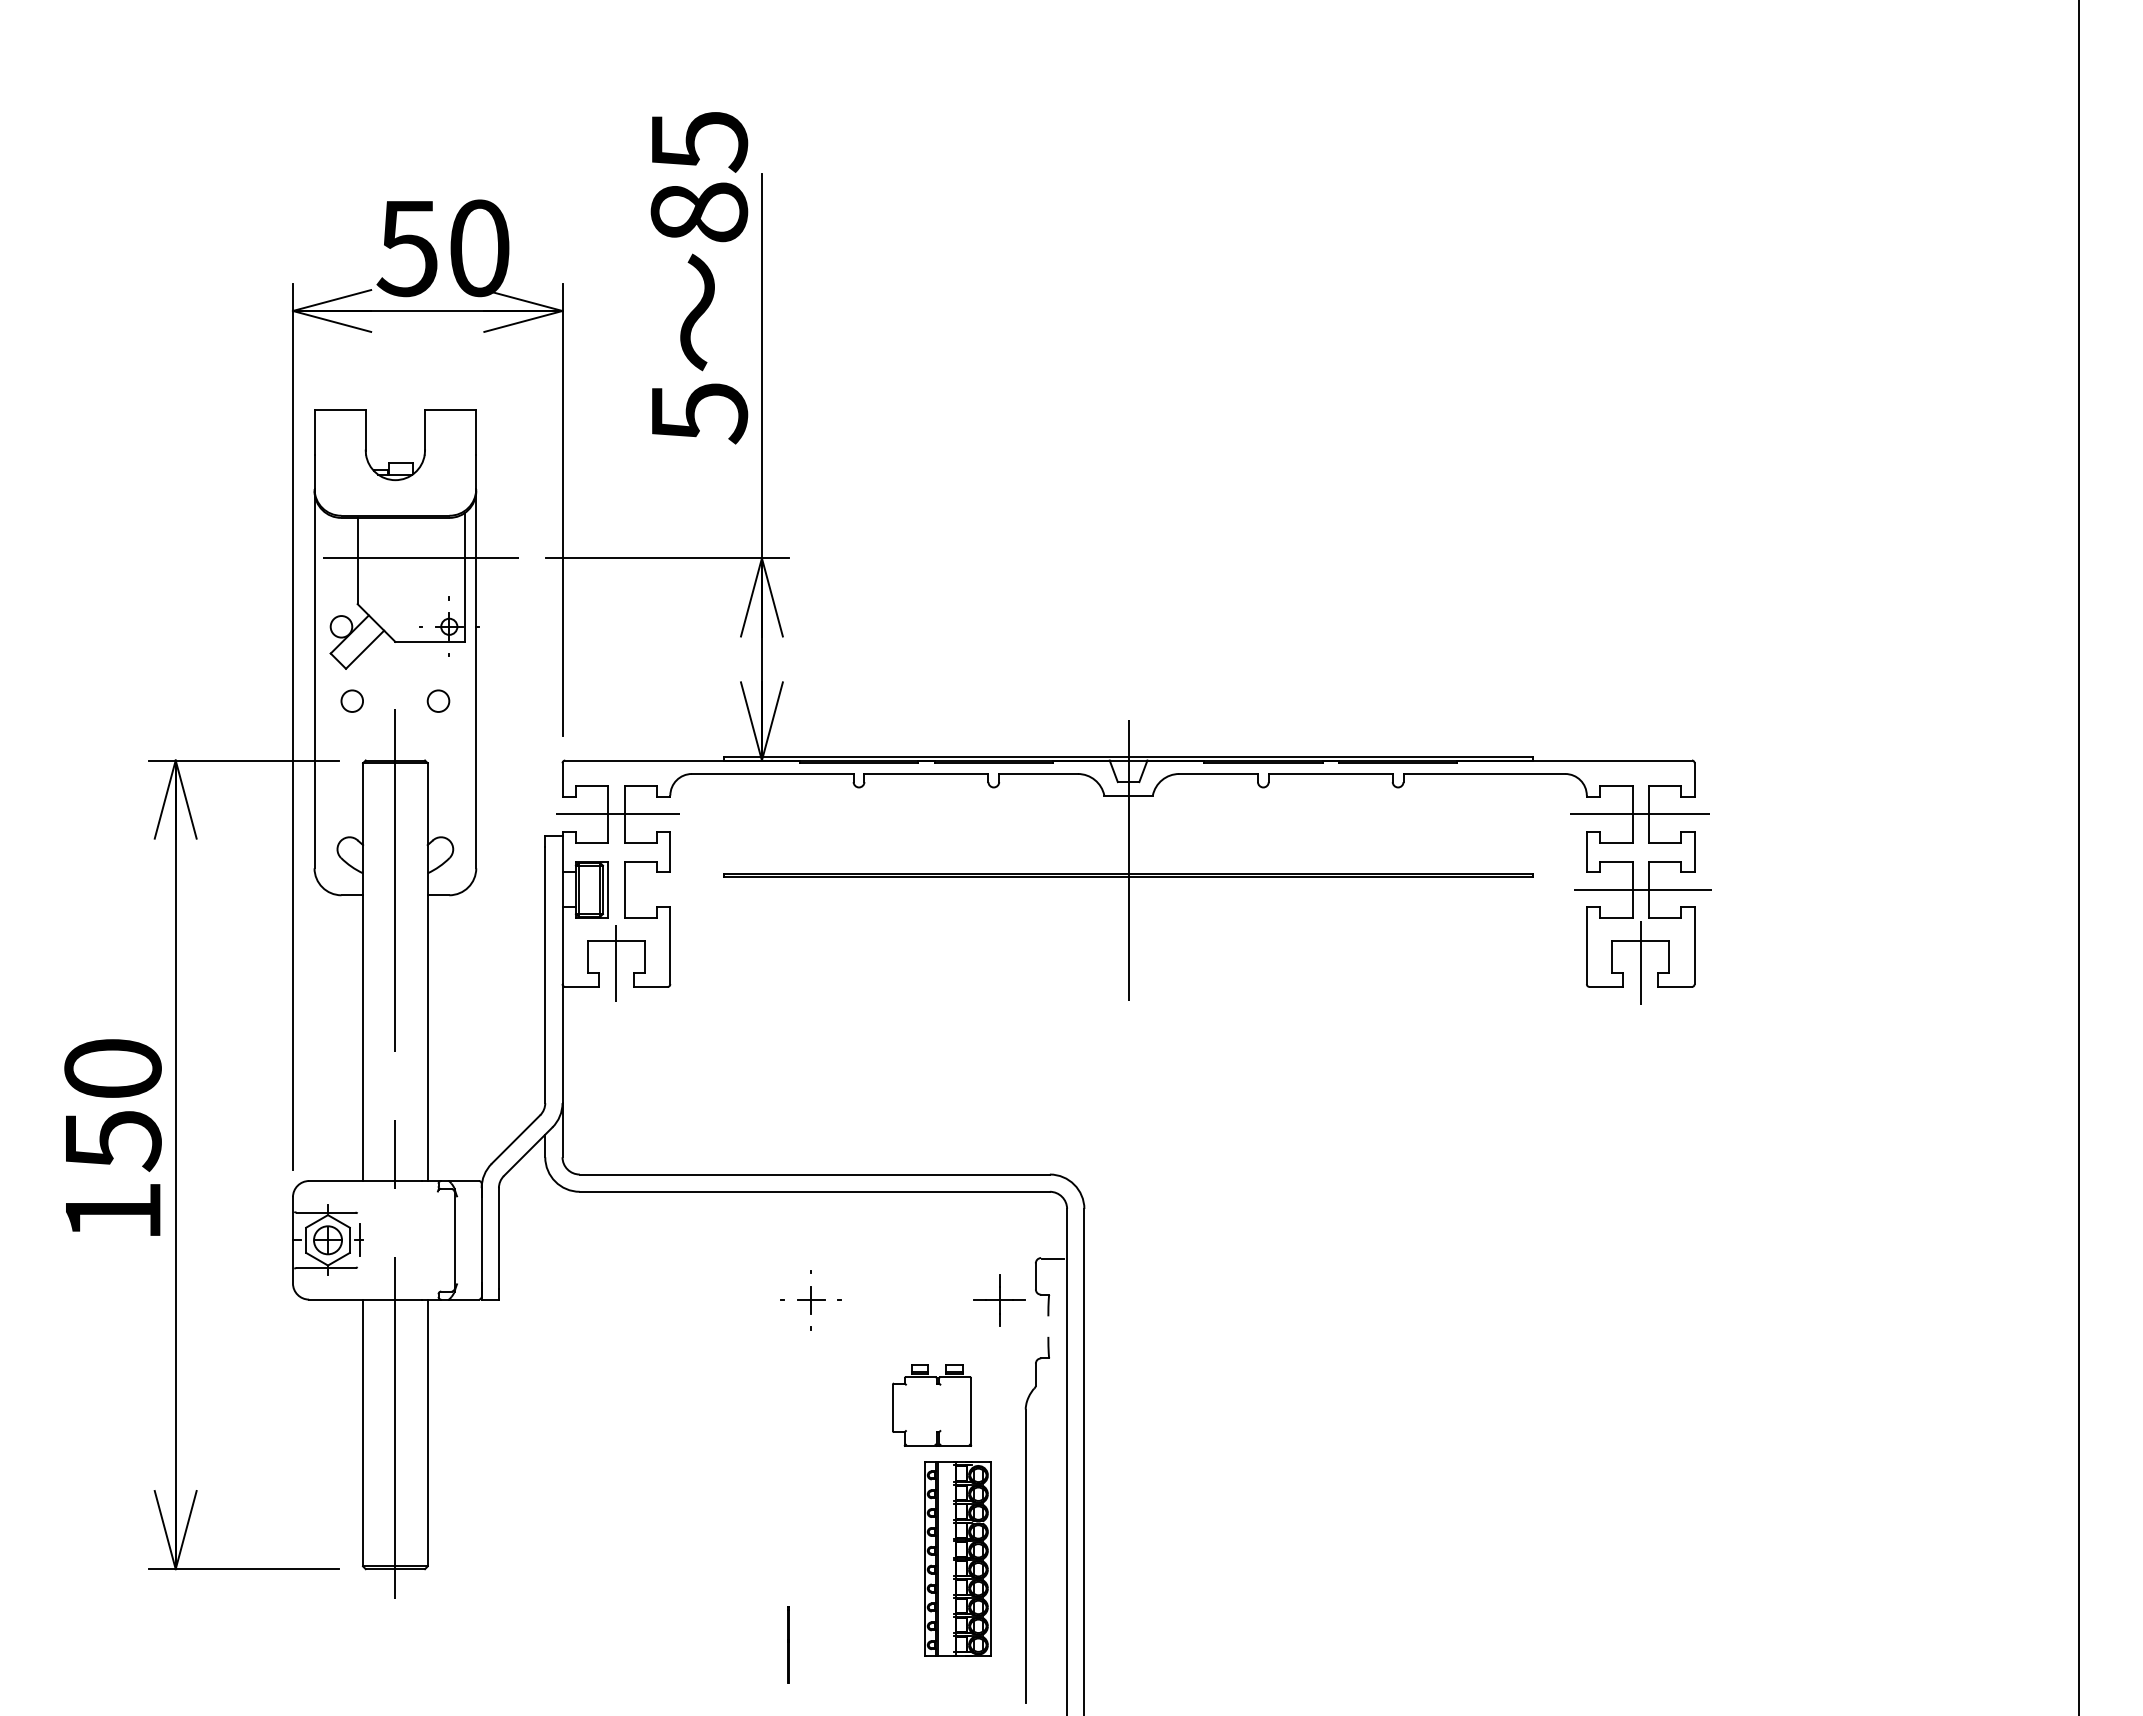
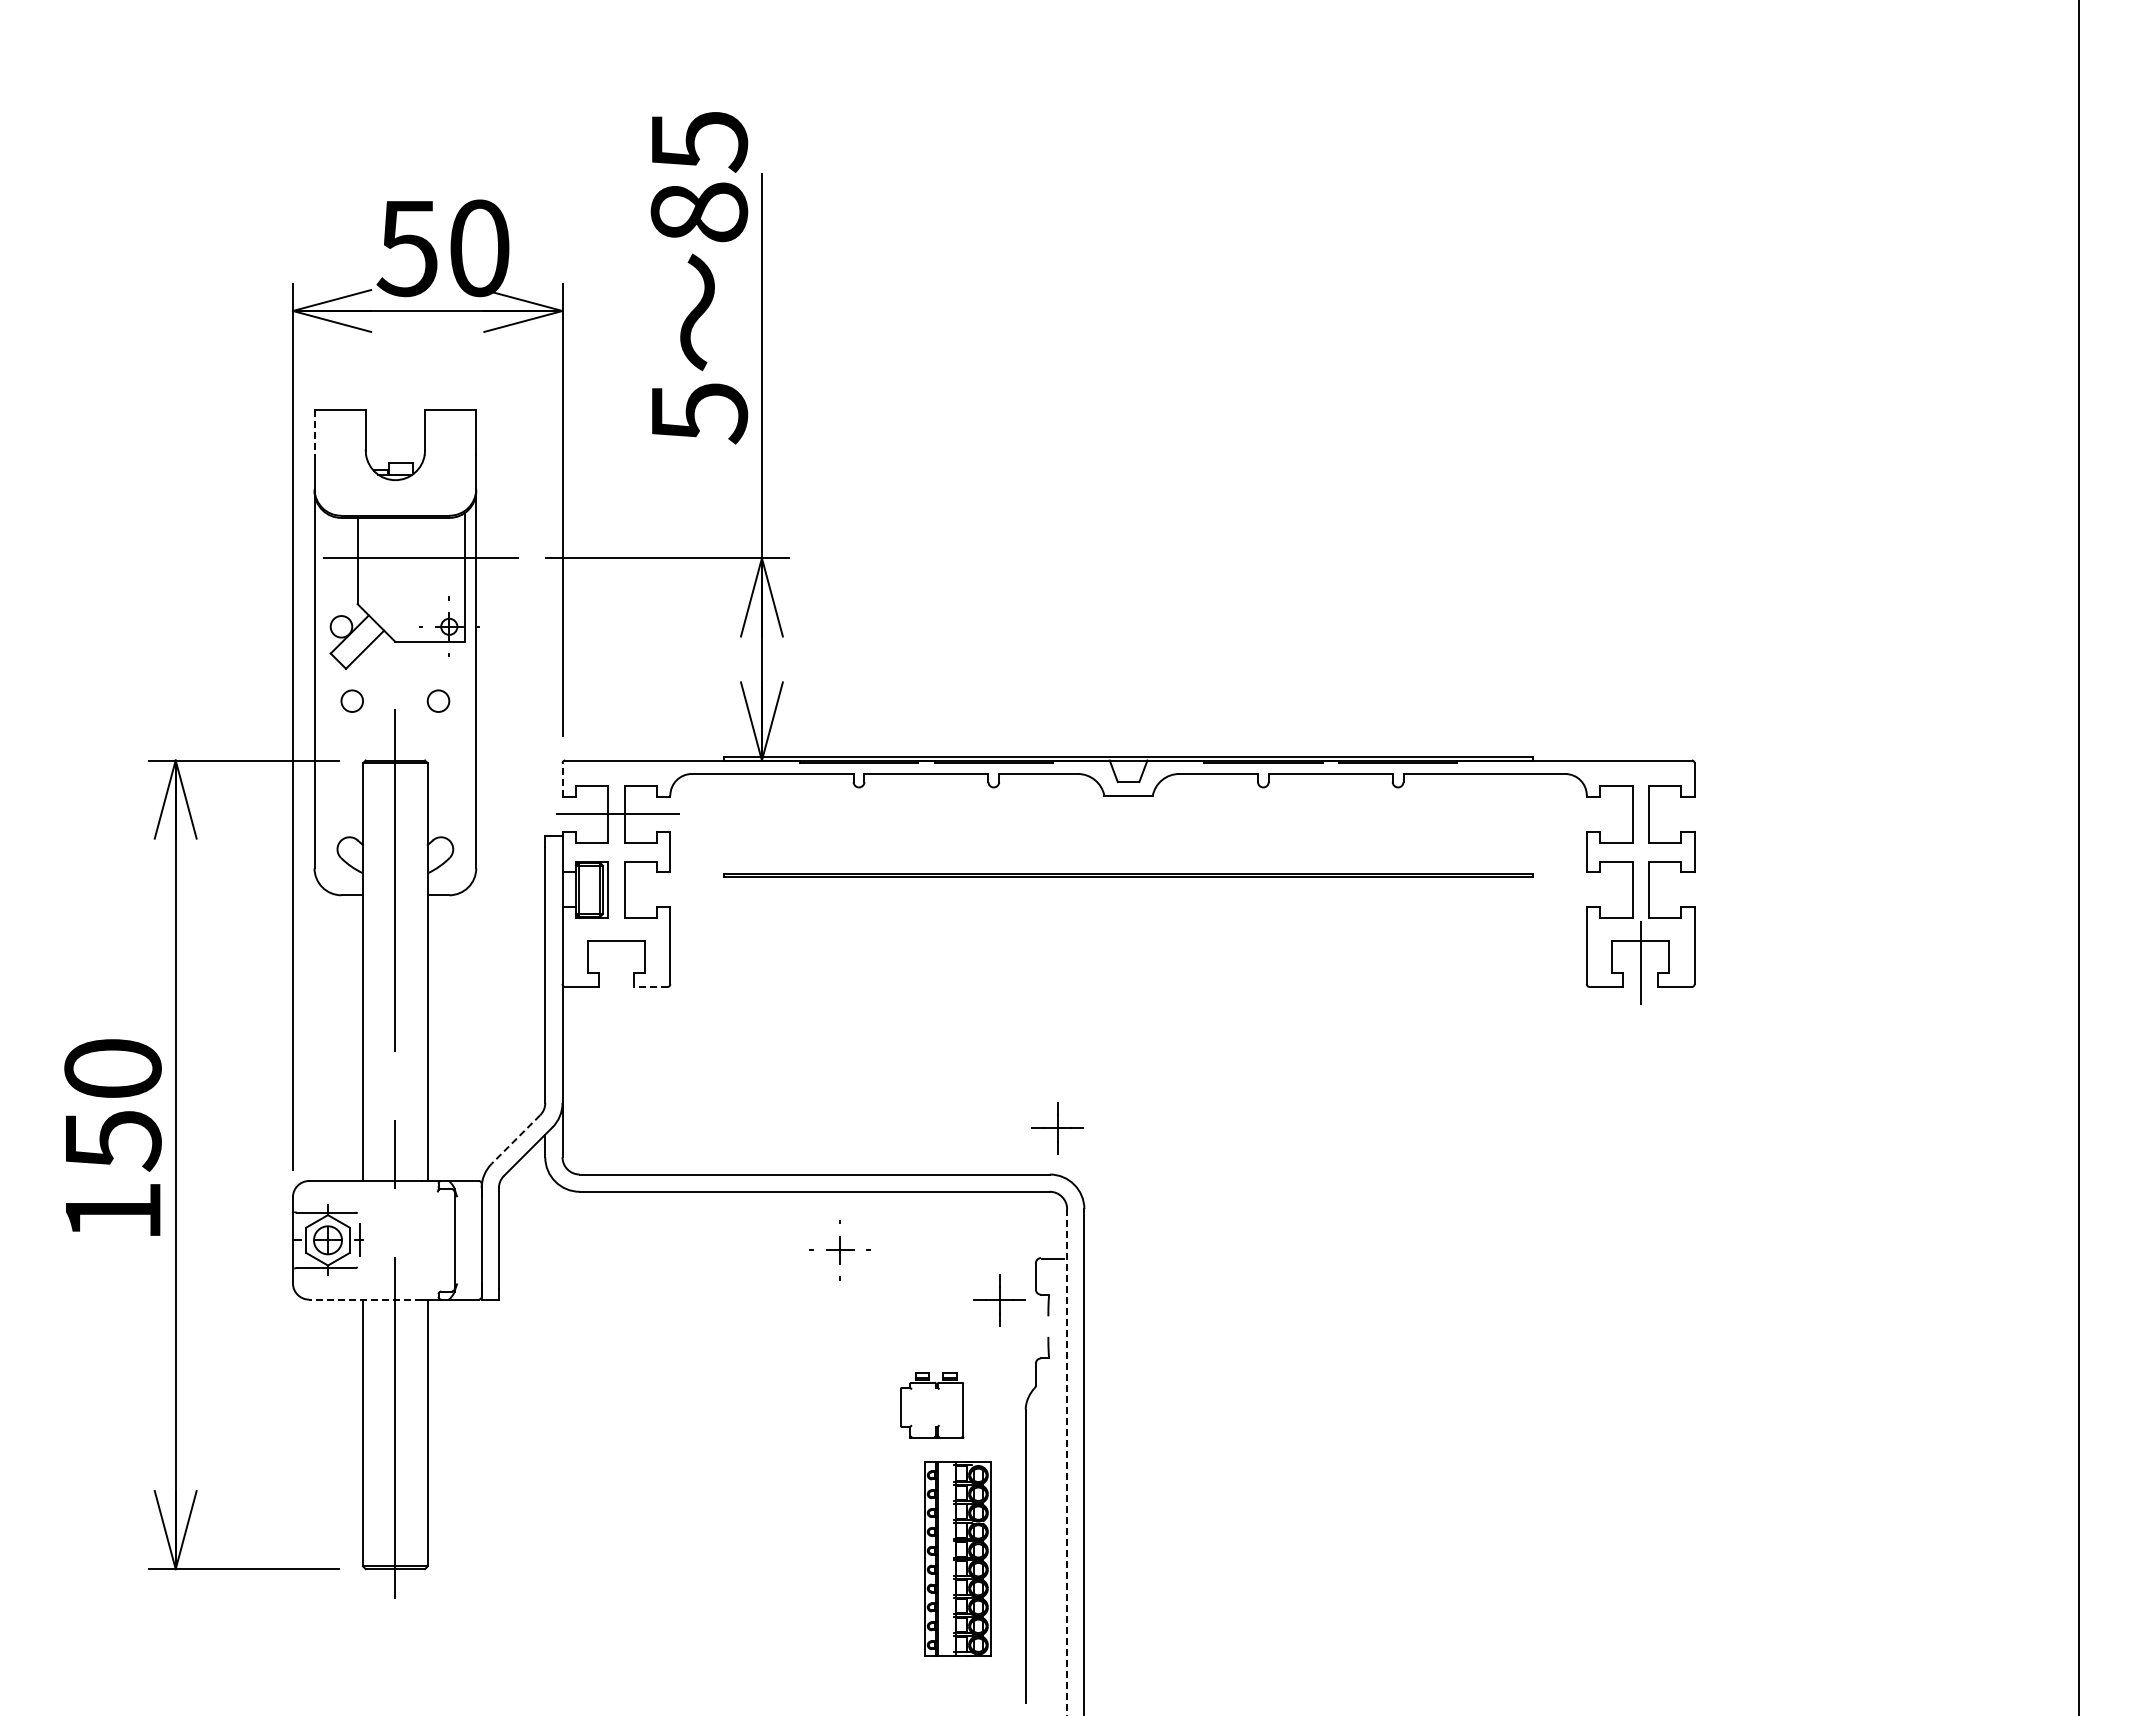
line: solid -> dashed (314, 432)
line: solid -> dashed (562, 780)
line: present -> none (1639, 814)
line: present -> none (1128, 860)
line: present -> none (1642, 889)
line: present -> none (616, 963)
line: solid -> dashed (650, 986)
part: none -> present (1057, 1128)
line: solid -> dashed (515, 1139)
line: solid -> dashed (365, 1299)
part position: (810, 1300) -> (839, 1250) (839, 1250)
part size: 81x83 px -> 65x67 px (932, 1405)
line: solid -> dashed (1067, 1462)
line: present -> none (788, 1644)
